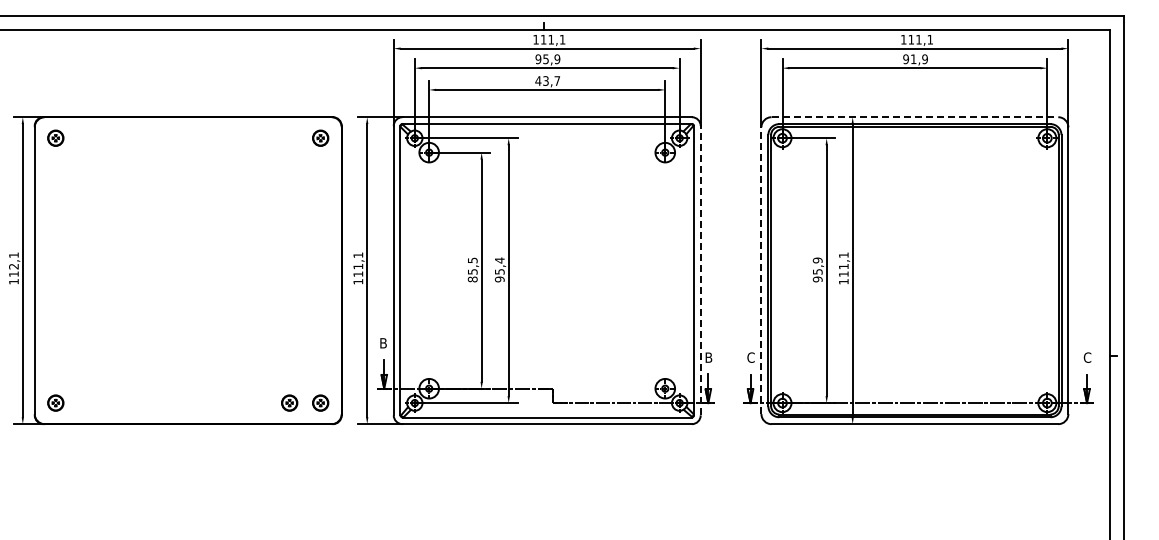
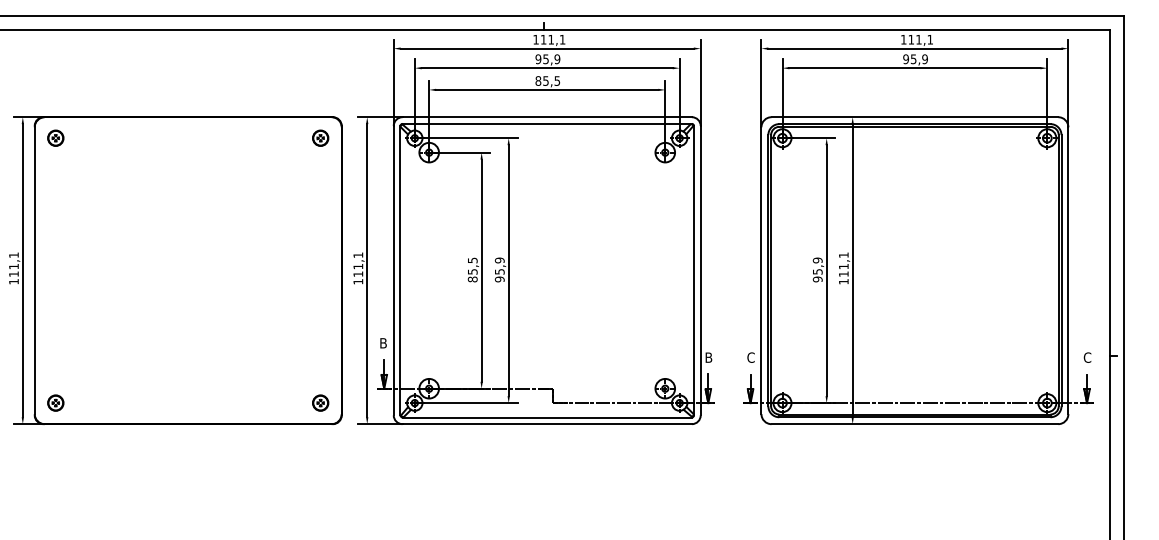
text: 91,9 -> 95,9 (913, 59)
text: 43,7 -> 85,5 (547, 80)
line: dashed -> solid (915, 117)
text: 95,4 -> 95,9 (499, 260)
text: 112,1 -> 111,1 (13, 266)
line: dashed -> solid (700, 270)
line: dashed -> solid (761, 270)
part: present -> none (289, 402)
